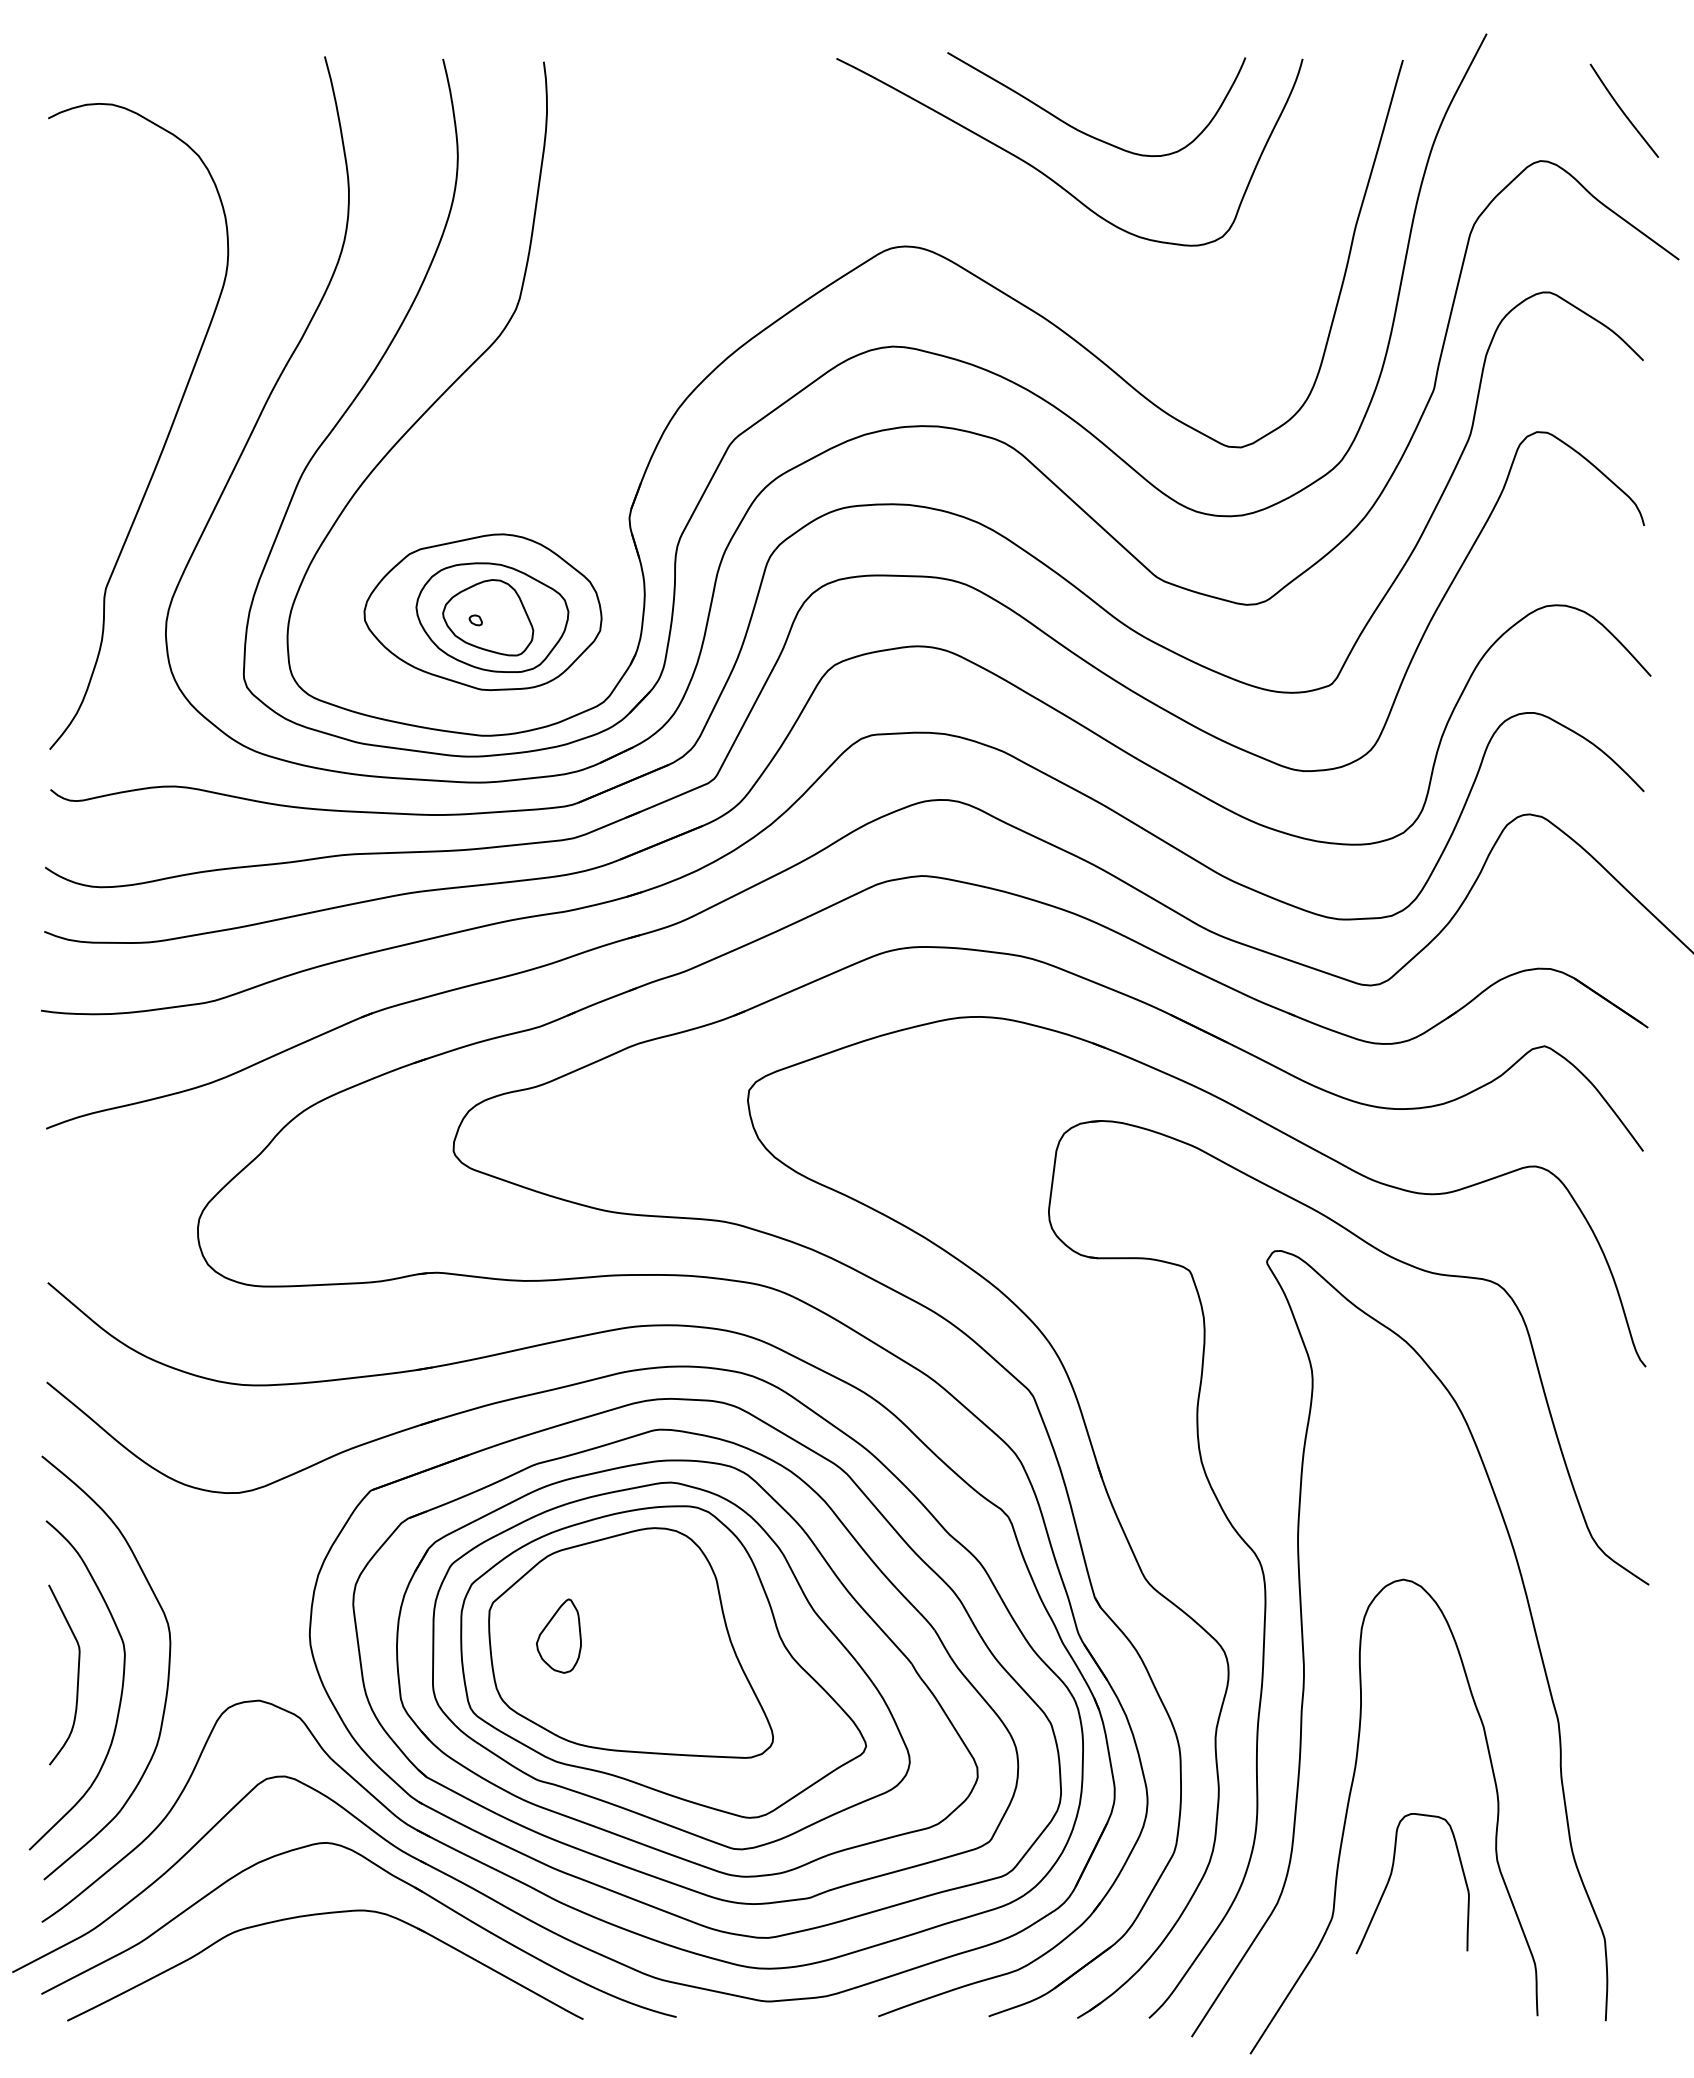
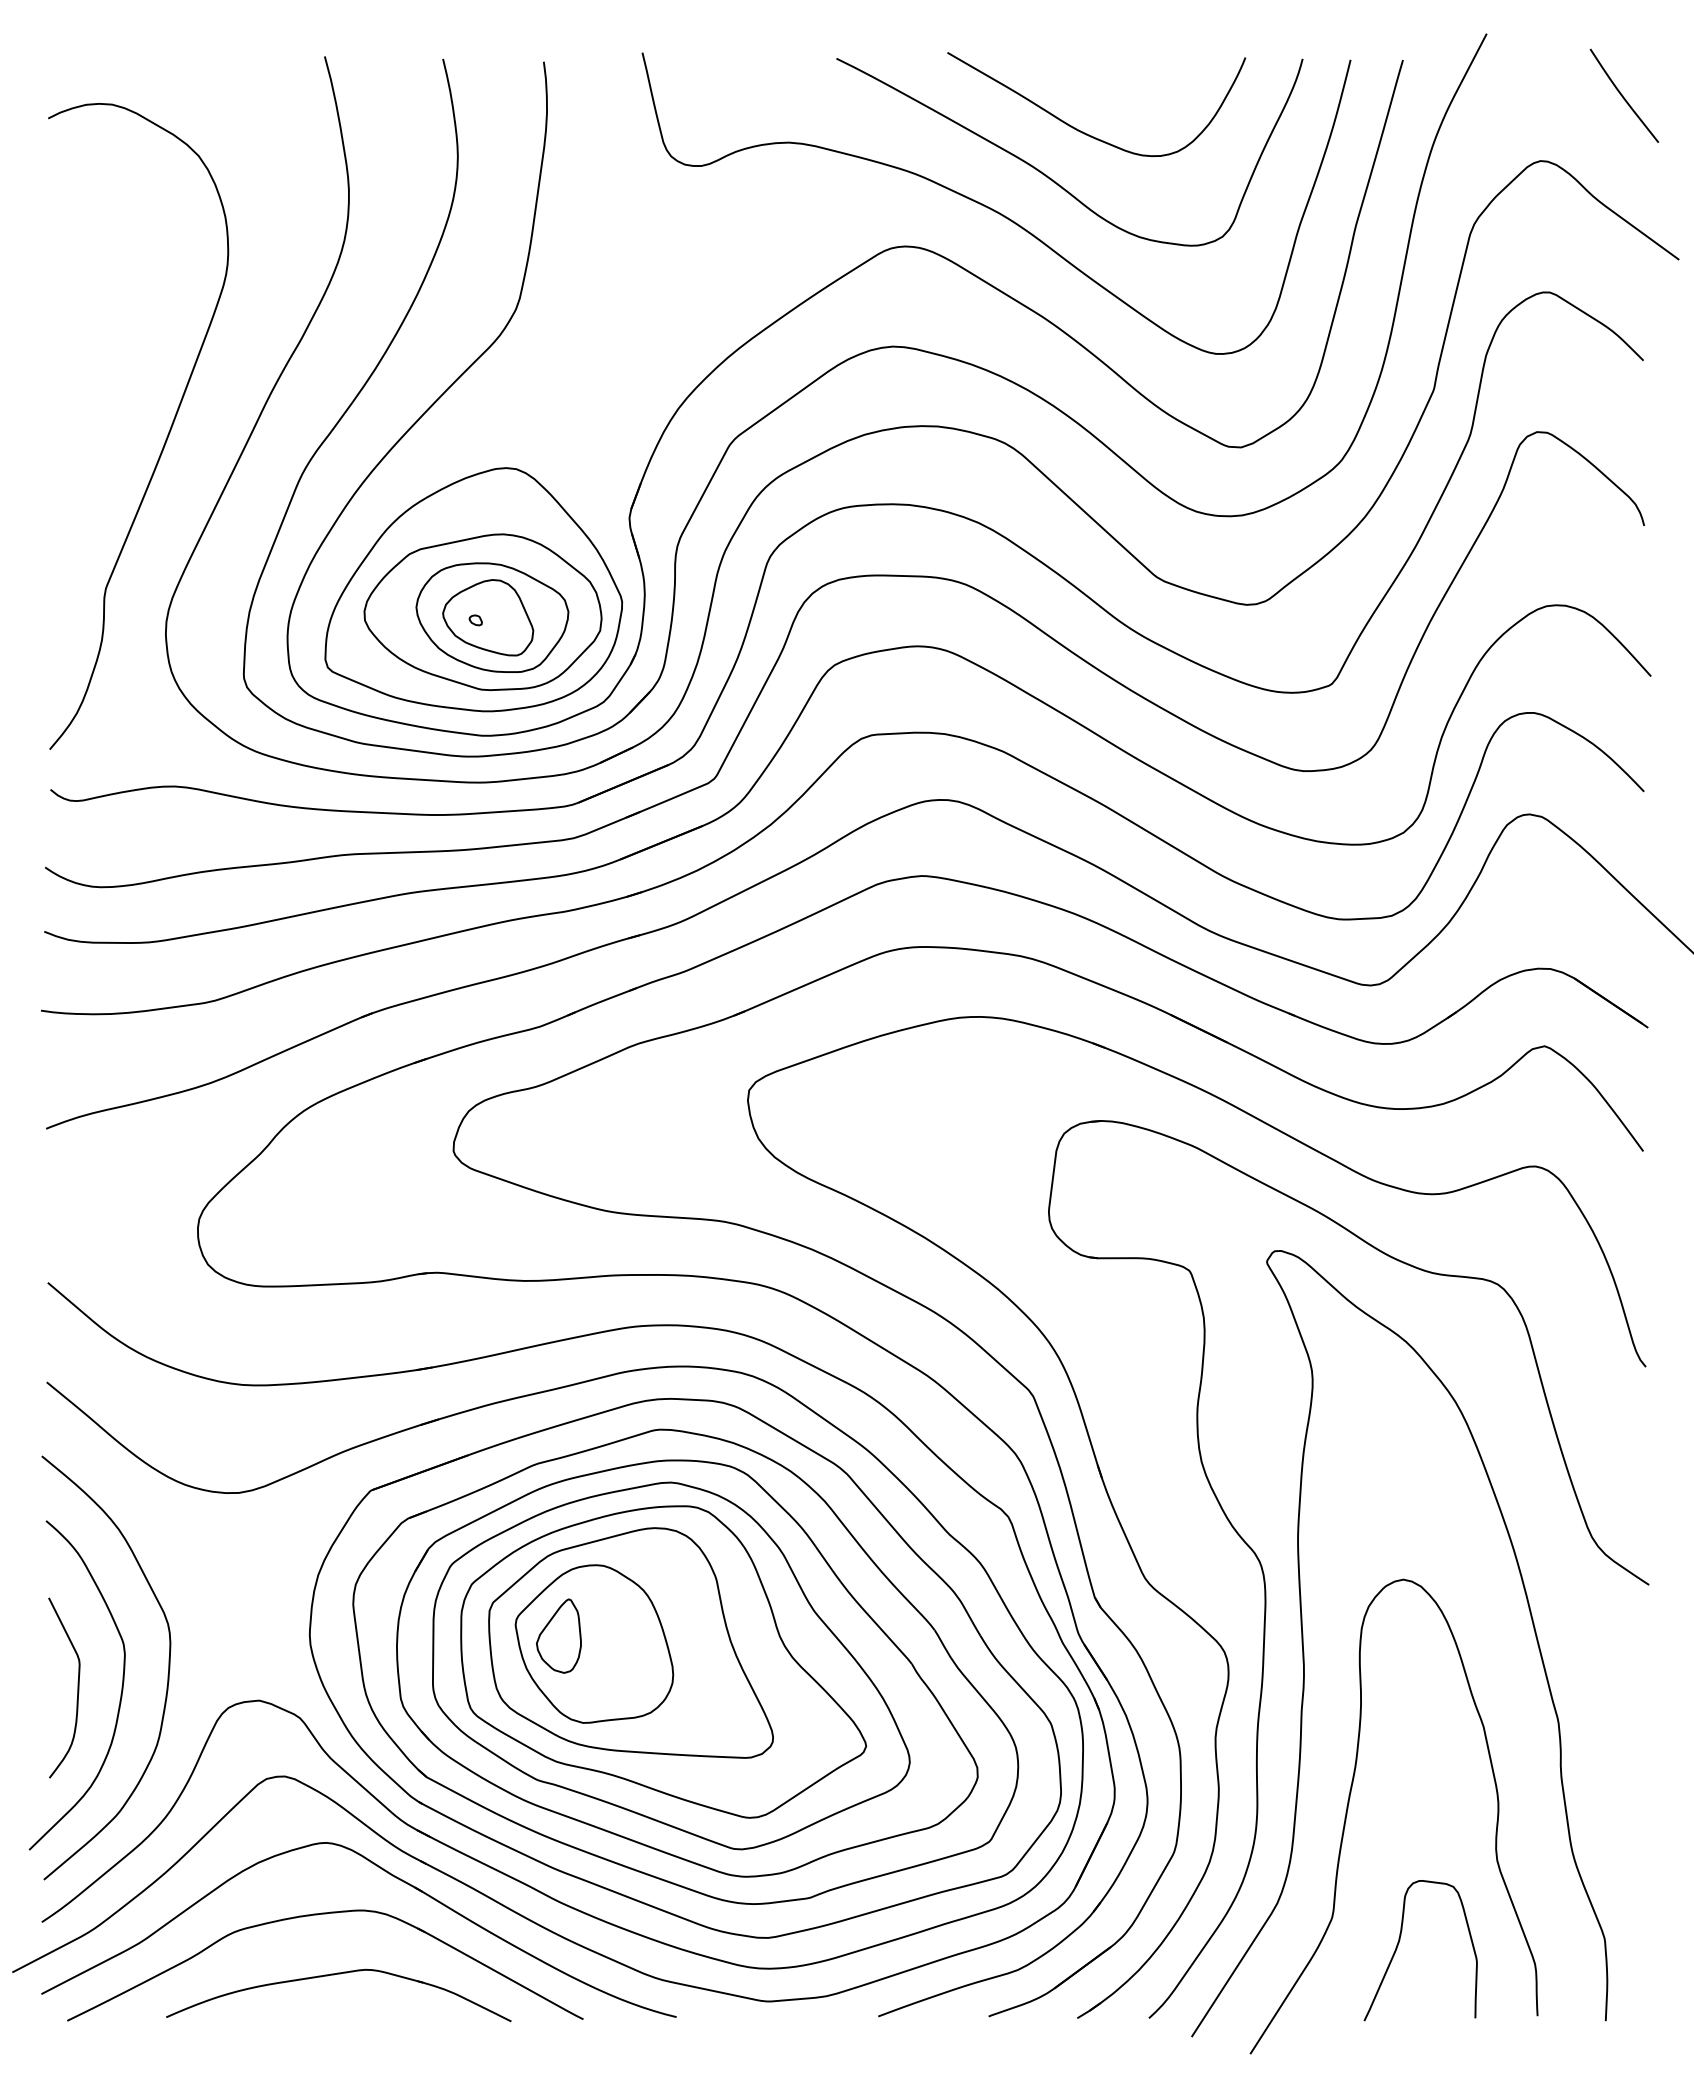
curve position: (1623, 110) -> (1623, 95) (1623, 95)
curve: none -> present (994, 209)
part: none -> present (473, 589)
part: none -> present (594, 1643)
curve position: (77, 1674) -> (77, 1687) (77, 1687)
curve position: (1391, 1876) -> (1399, 1943) (1399, 1943)
part: none -> present (334, 1975)
